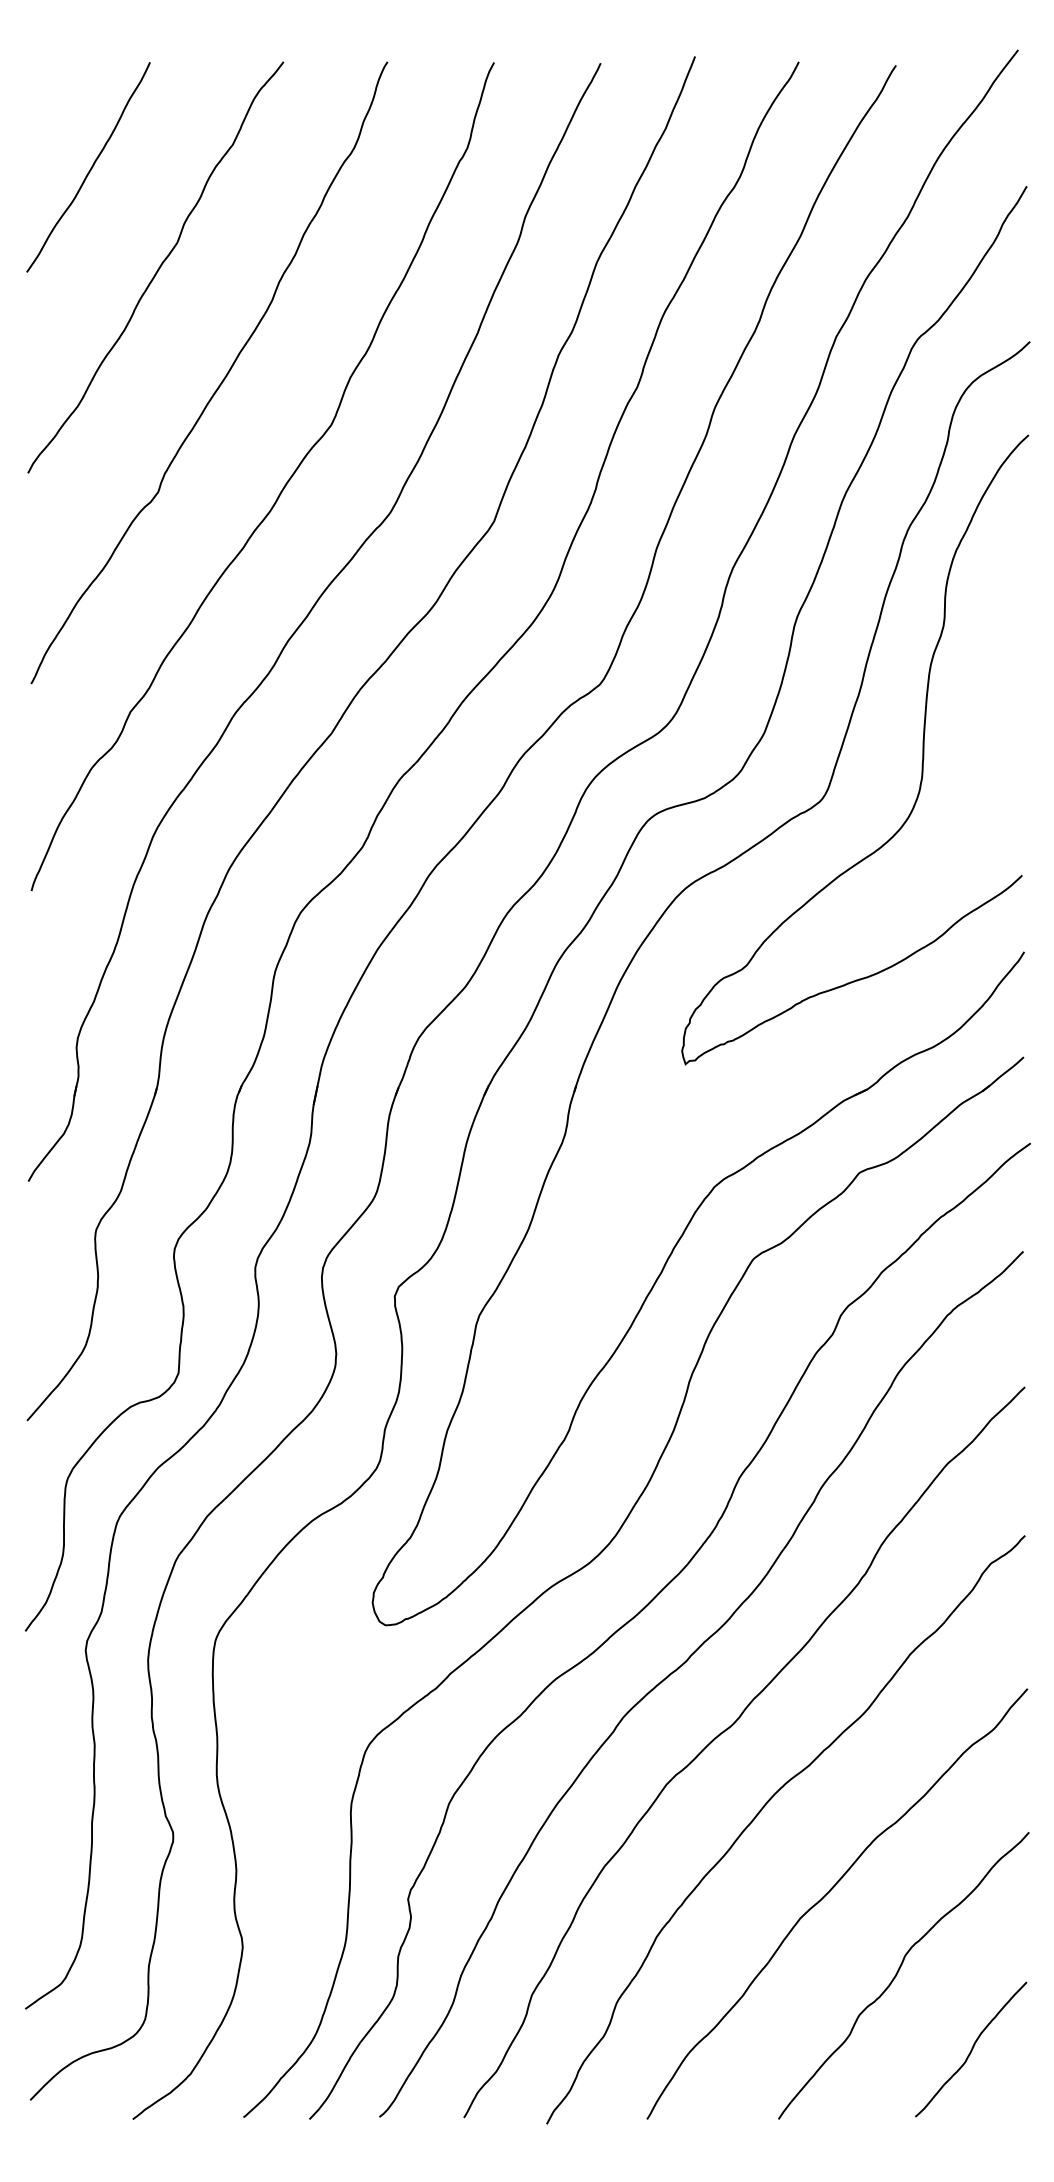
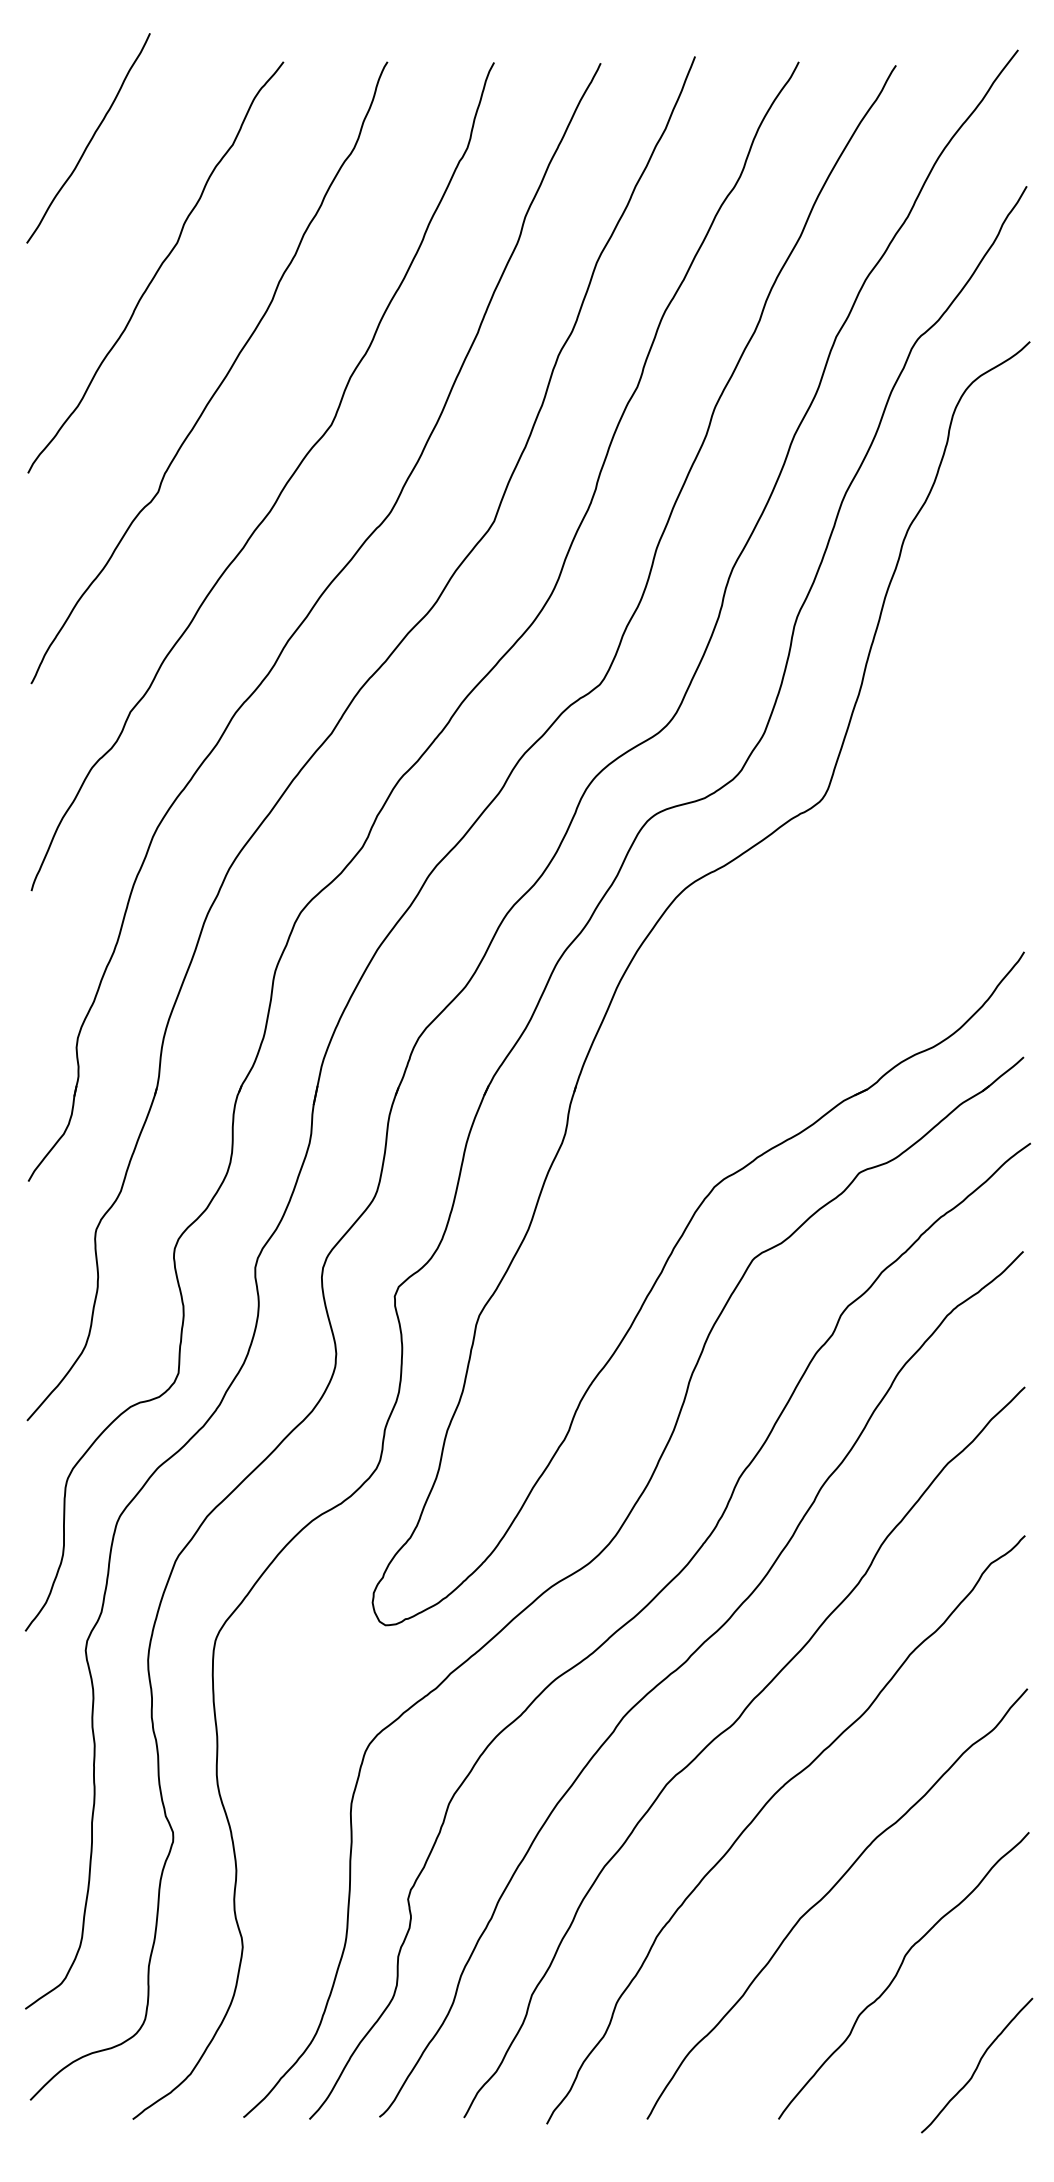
curve position: (90, 168) -> (90, 139) (90, 139)
curve: present -> none (922, 749)
curve position: (971, 2049) -> (977, 2065) (977, 2065)
